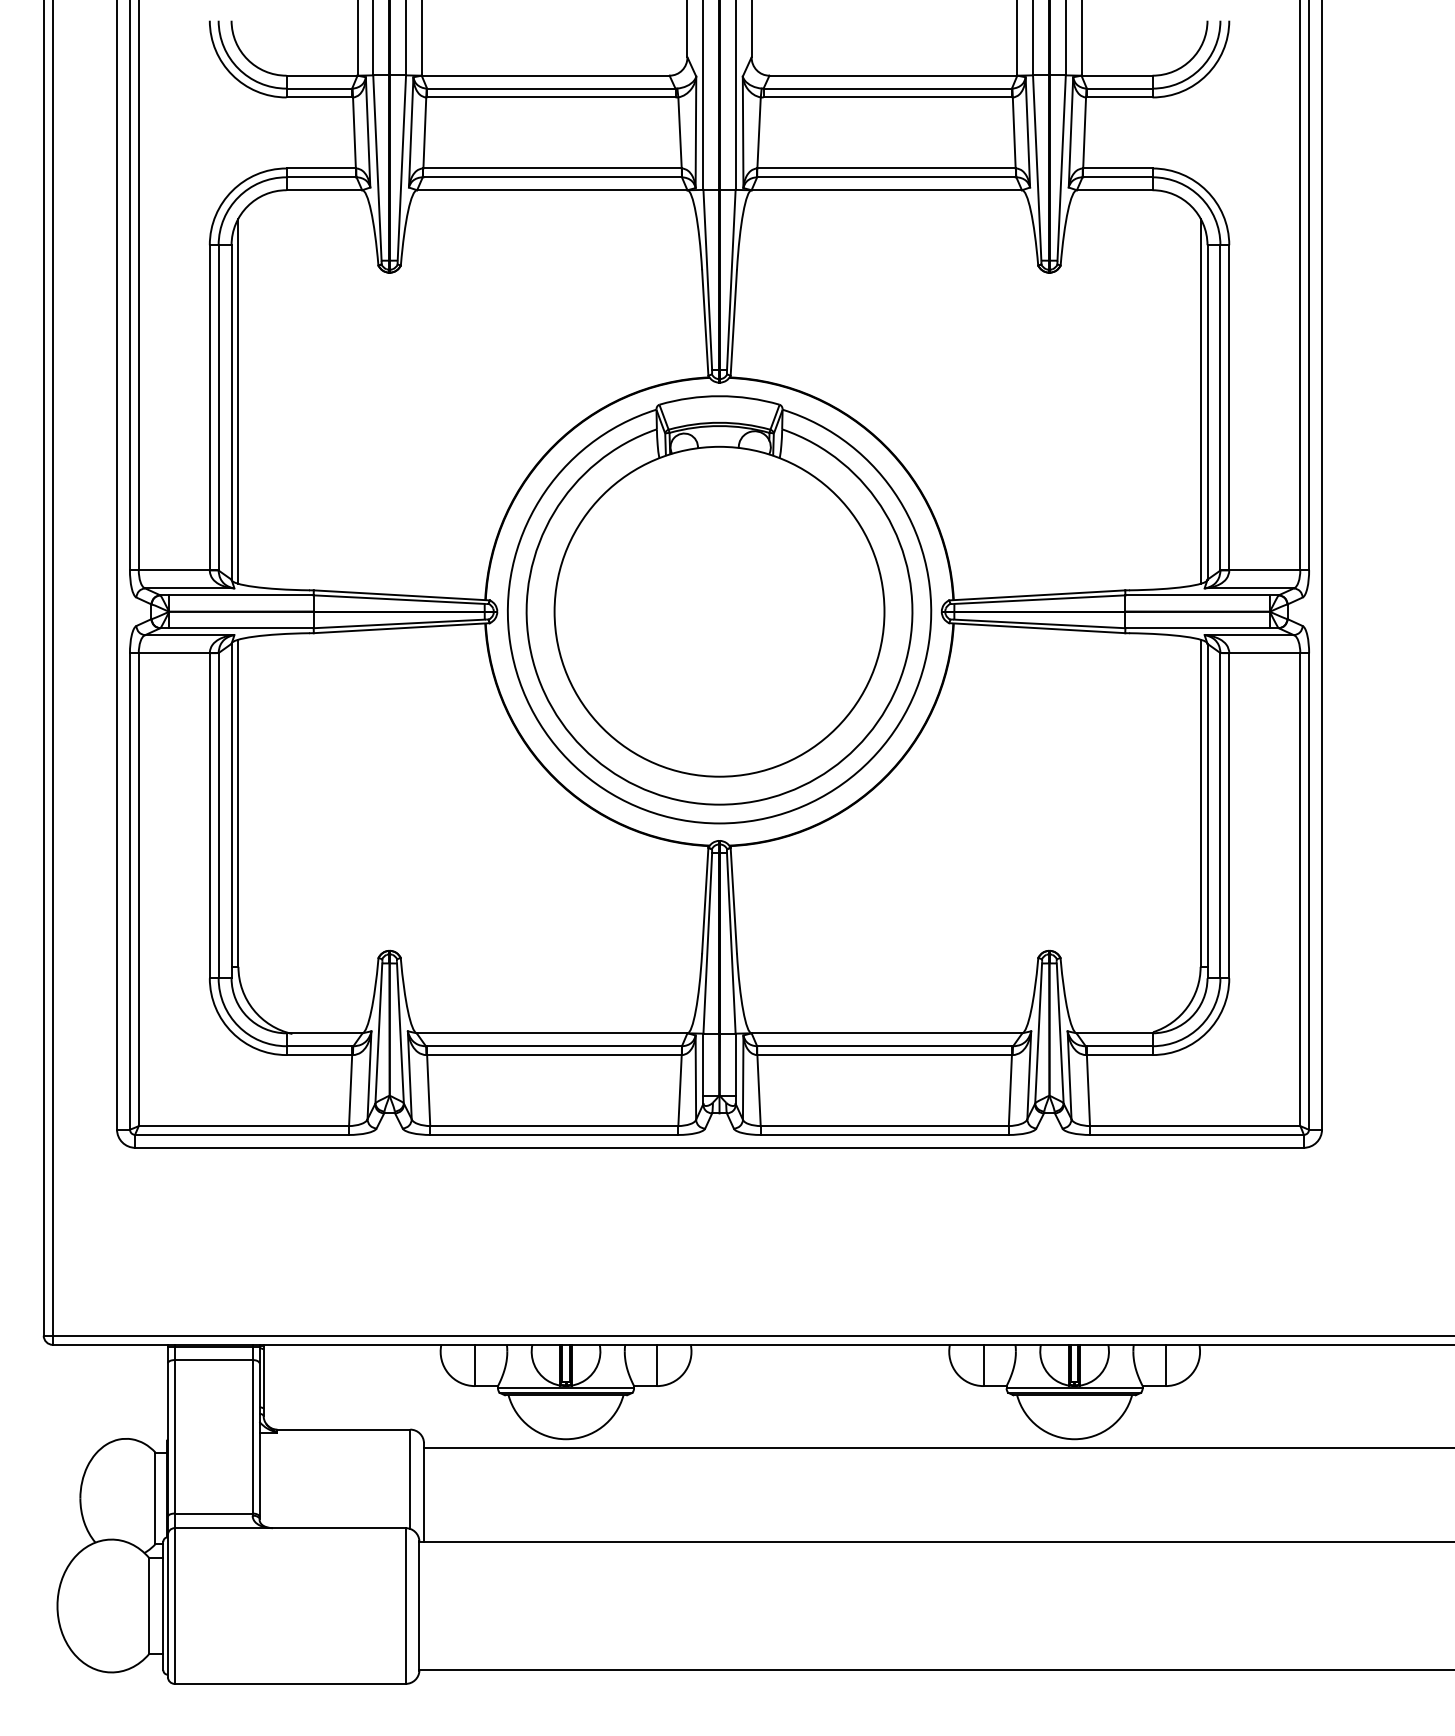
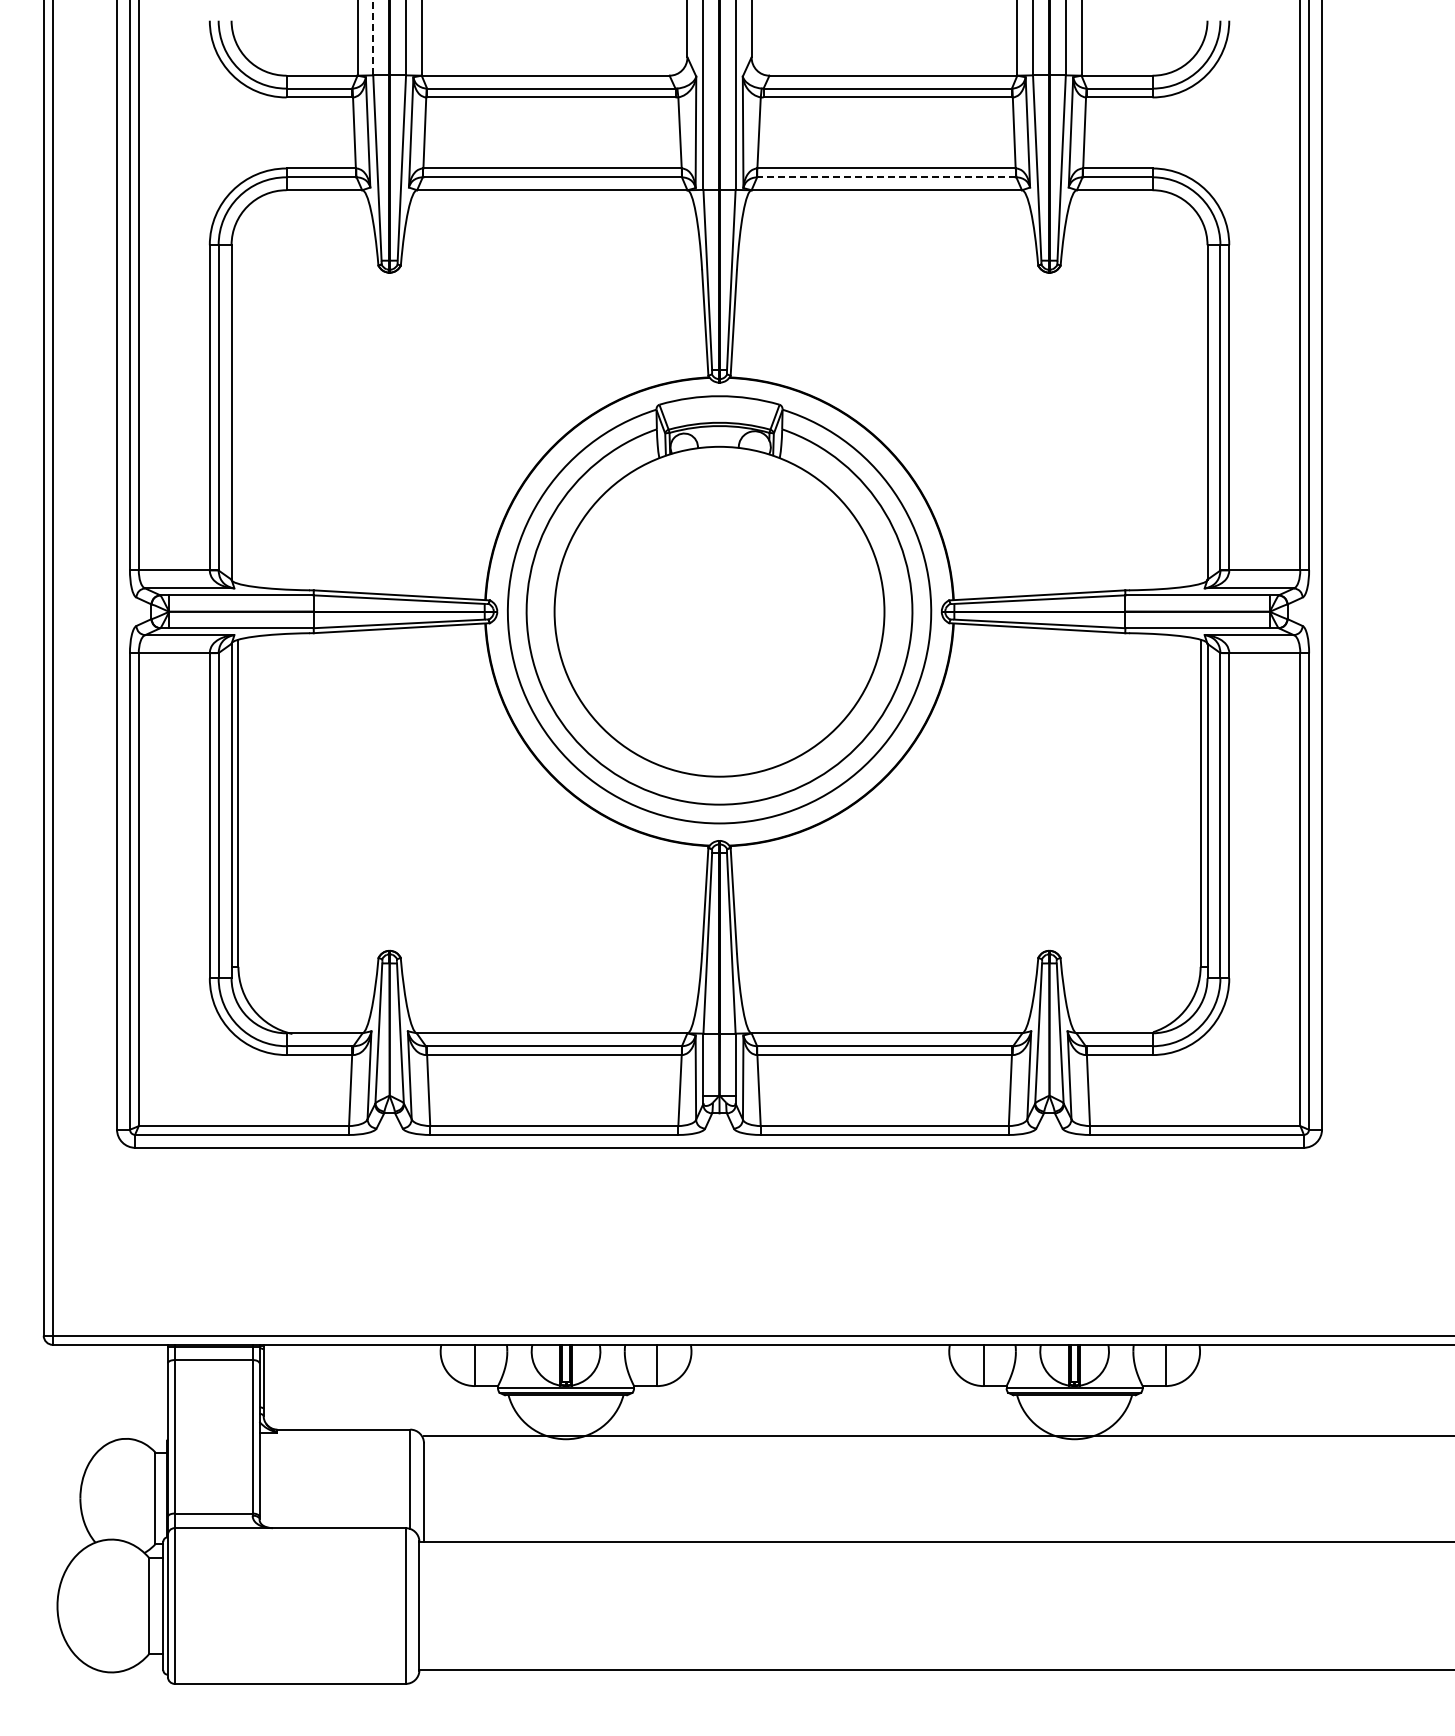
line: solid -> dashed (373, 37)
line: solid -> dashed (885, 177)
line: present -> none (238, 401)
line: present -> none (1200, 401)
line position: (937, 1447) -> (937, 1435) (937, 1435)
